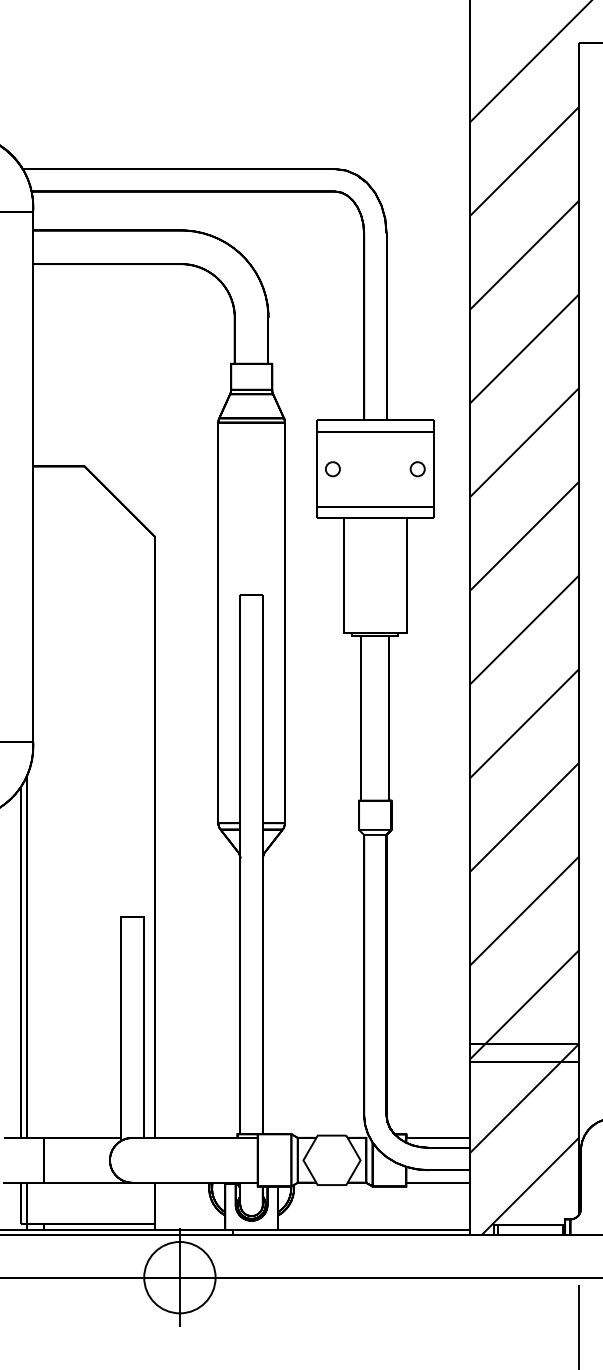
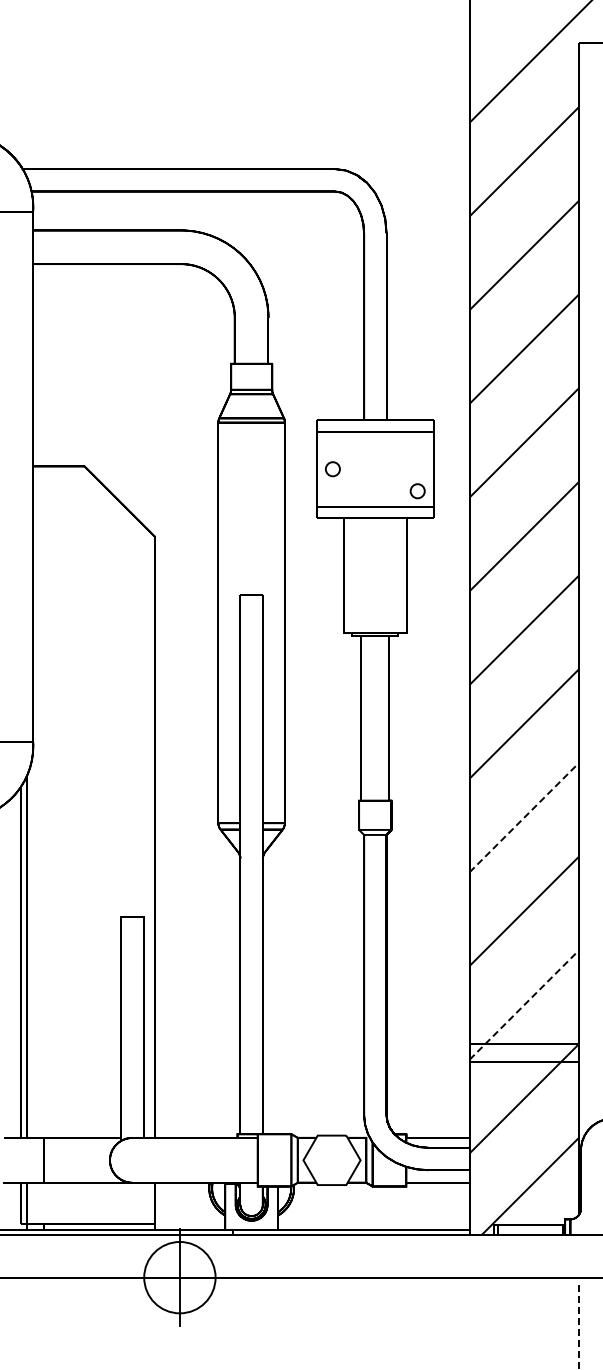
circle position: (417, 469) -> (417, 491) (417, 491)
line: solid -> dashed (524, 817)
line: solid -> dashed (524, 1004)
line: solid -> dashed (579, 1327)
